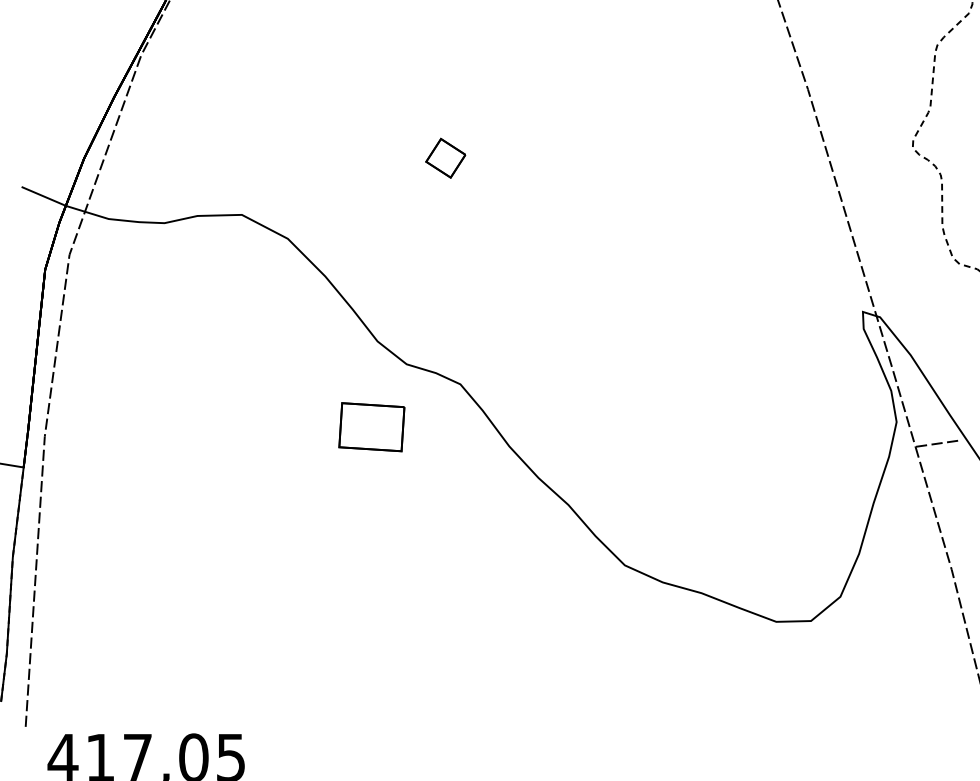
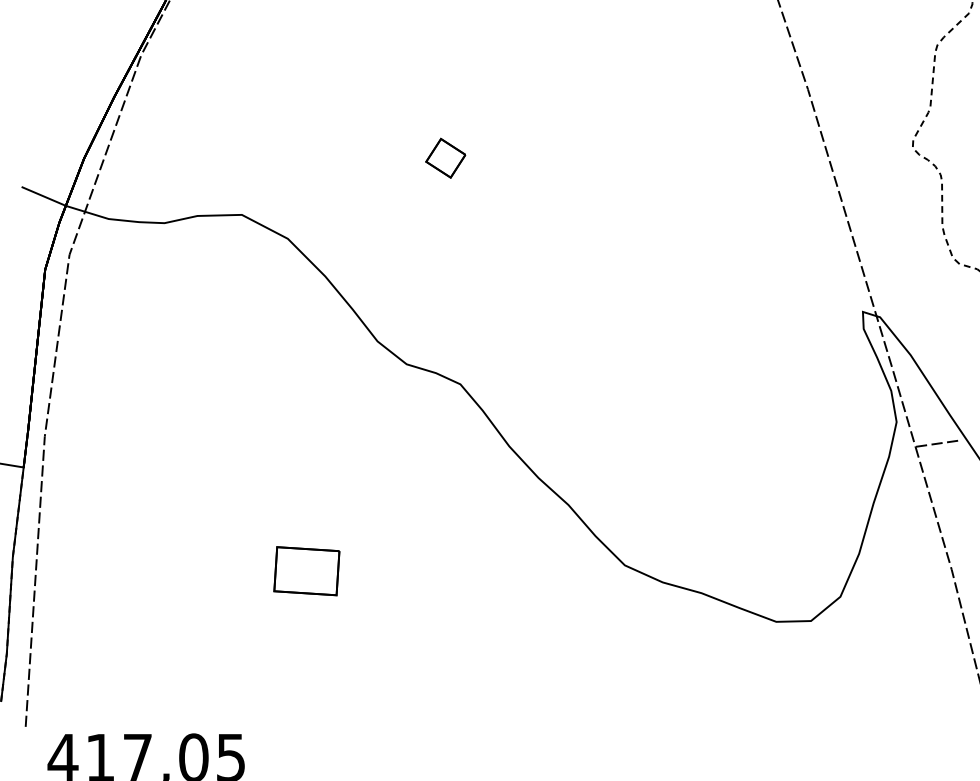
part position: (371, 427) -> (306, 571) (306, 571)
